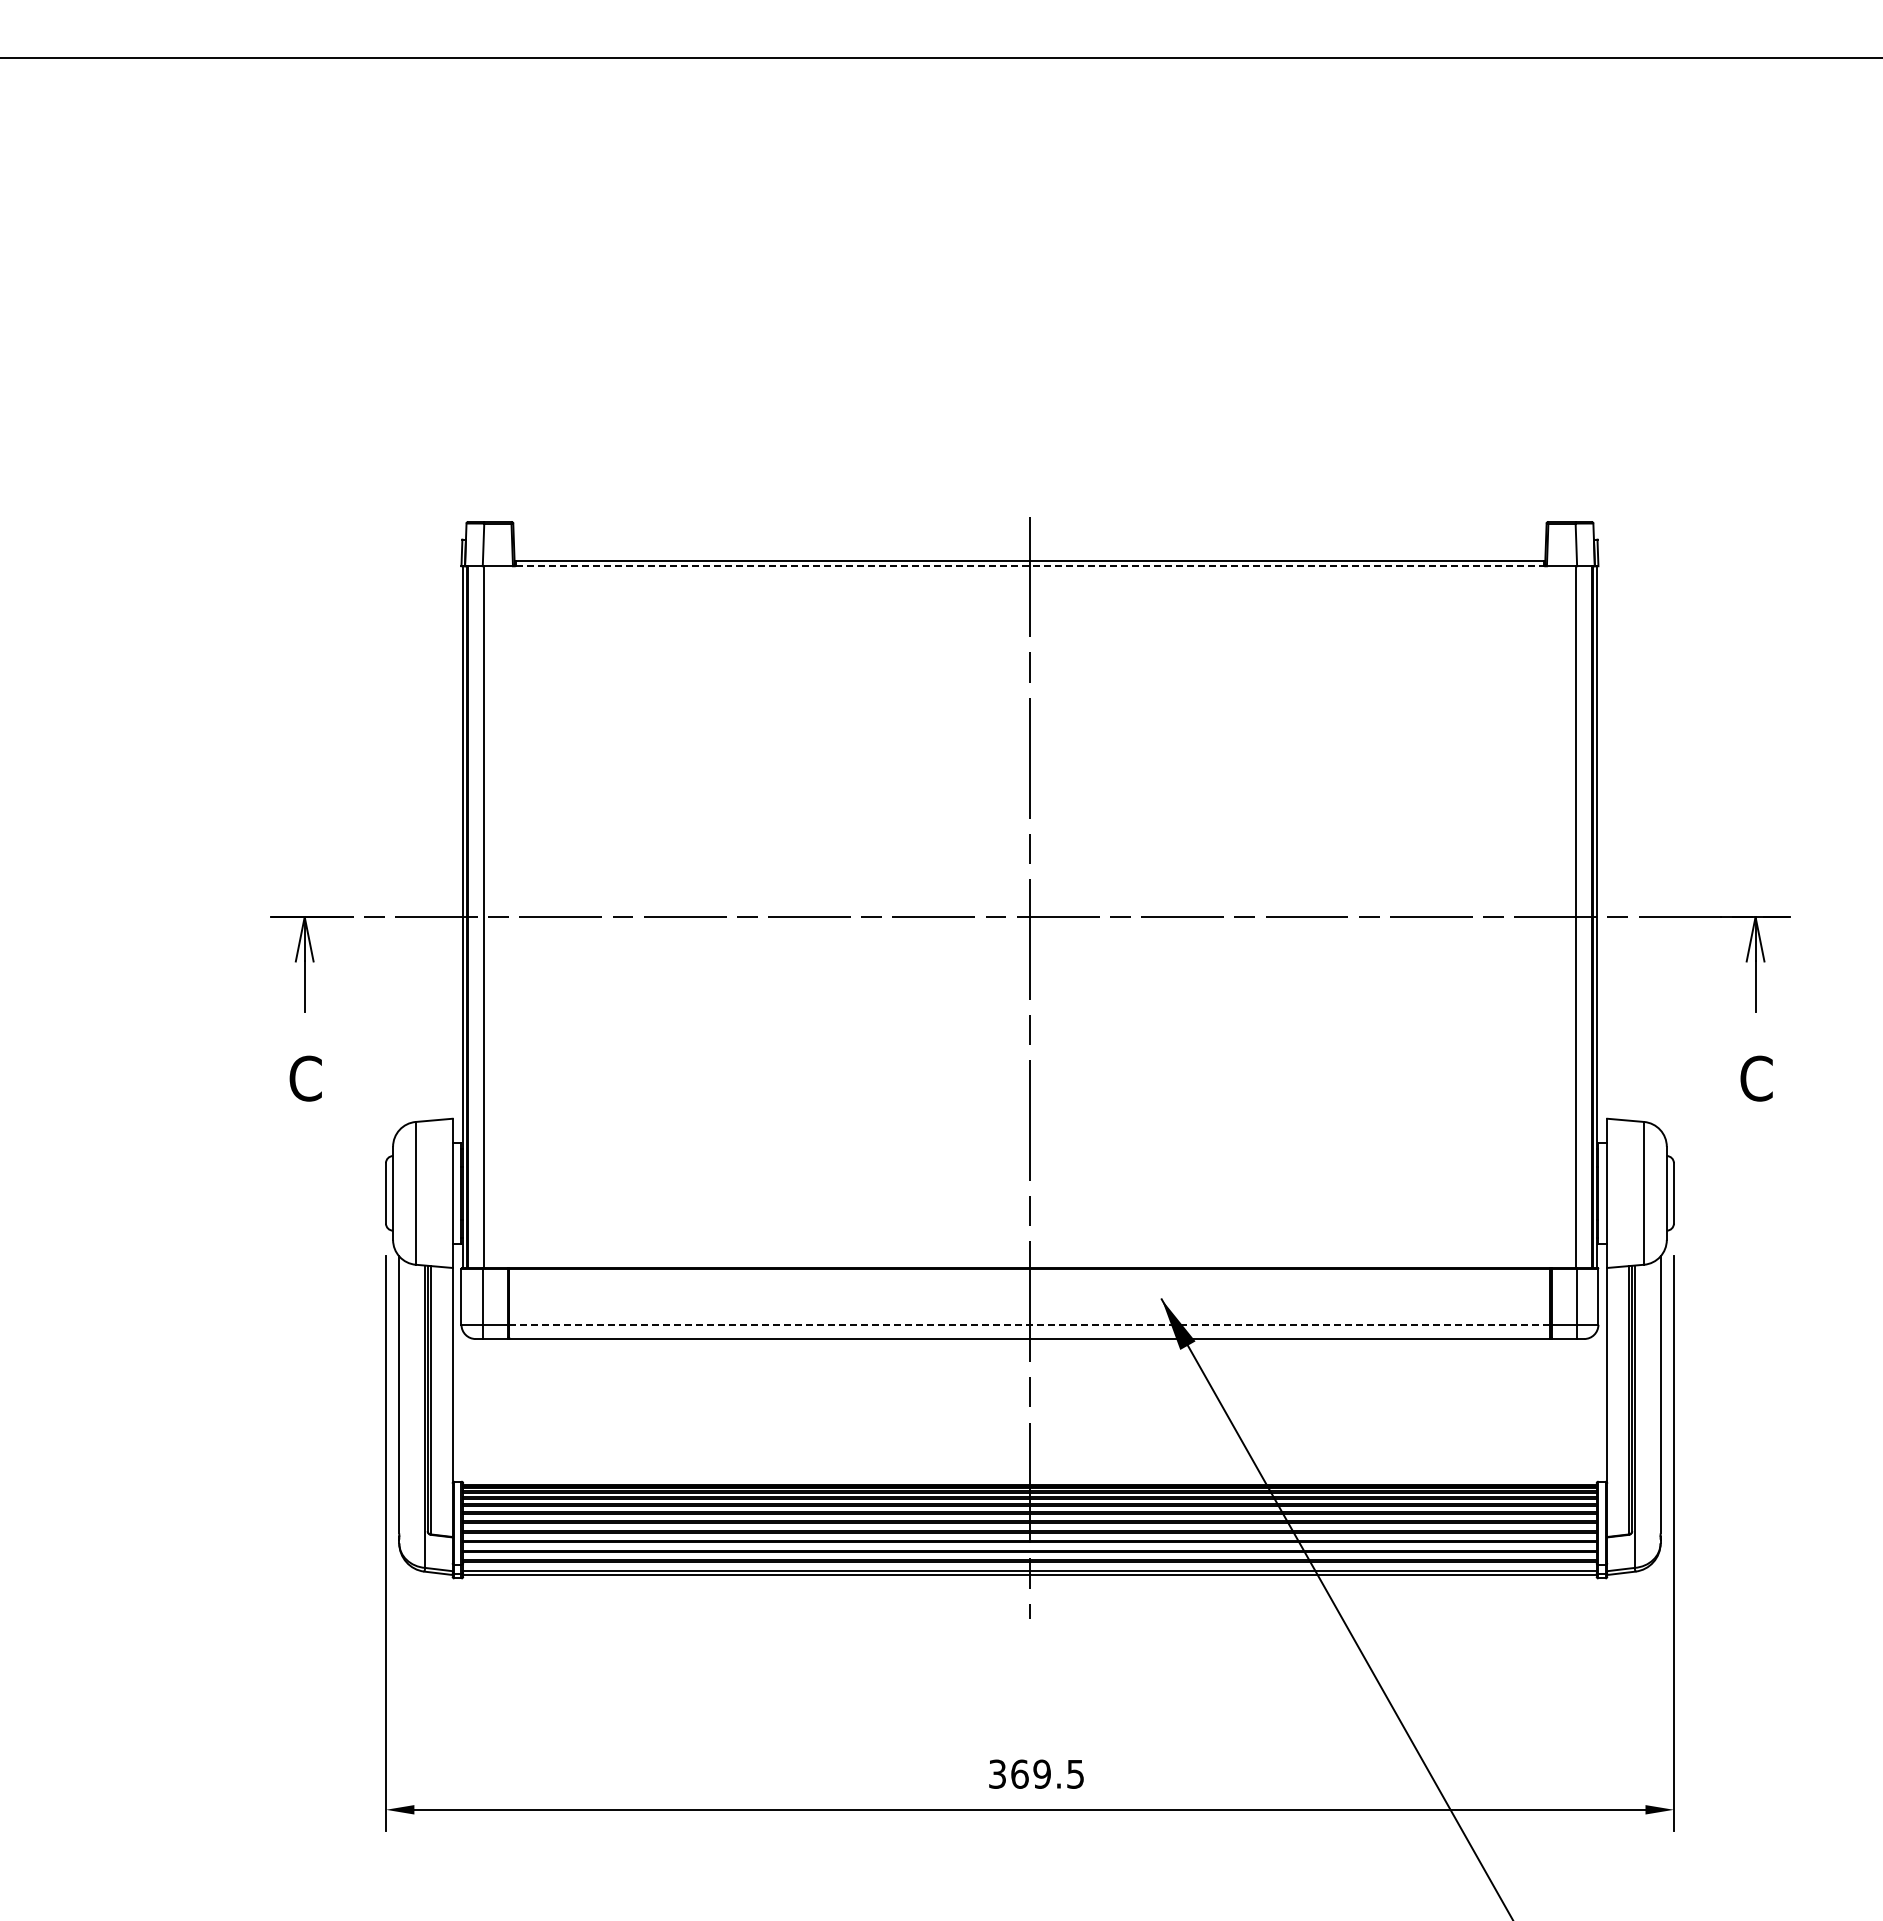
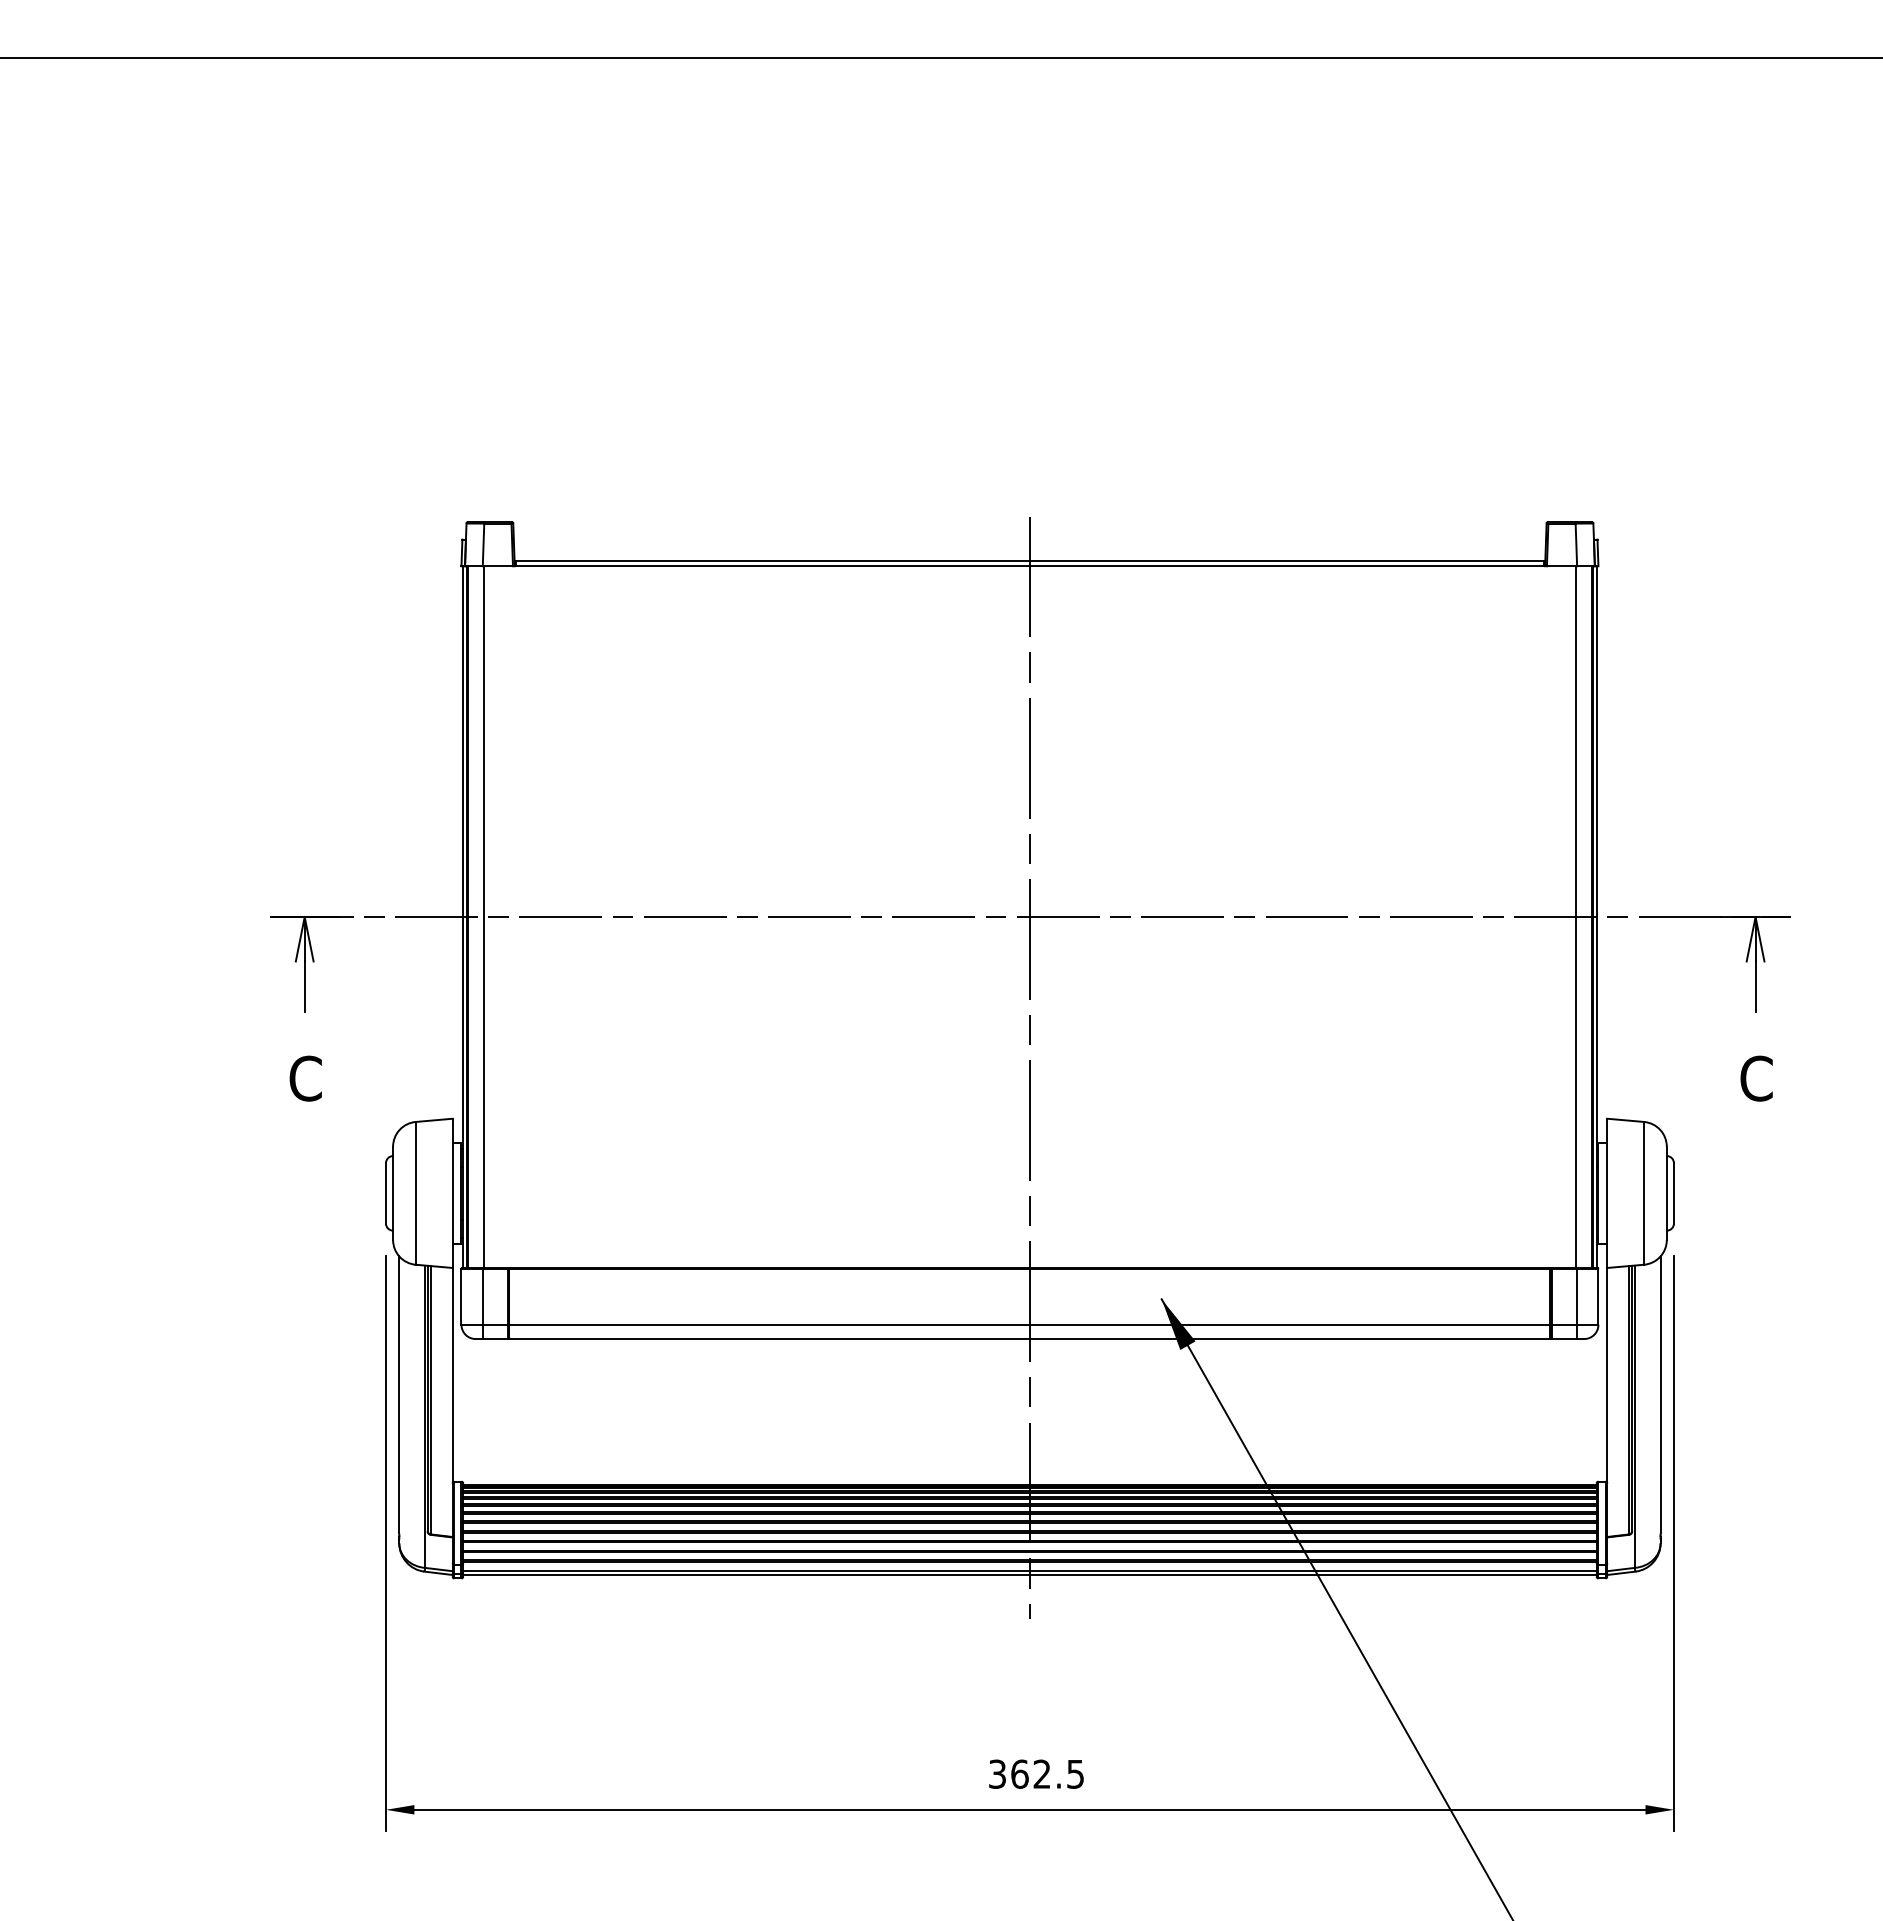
line: dashed -> solid (1030, 566)
line: dashed -> solid (1029, 1324)
text: 369.5 -> 362.5 (1041, 1773)
